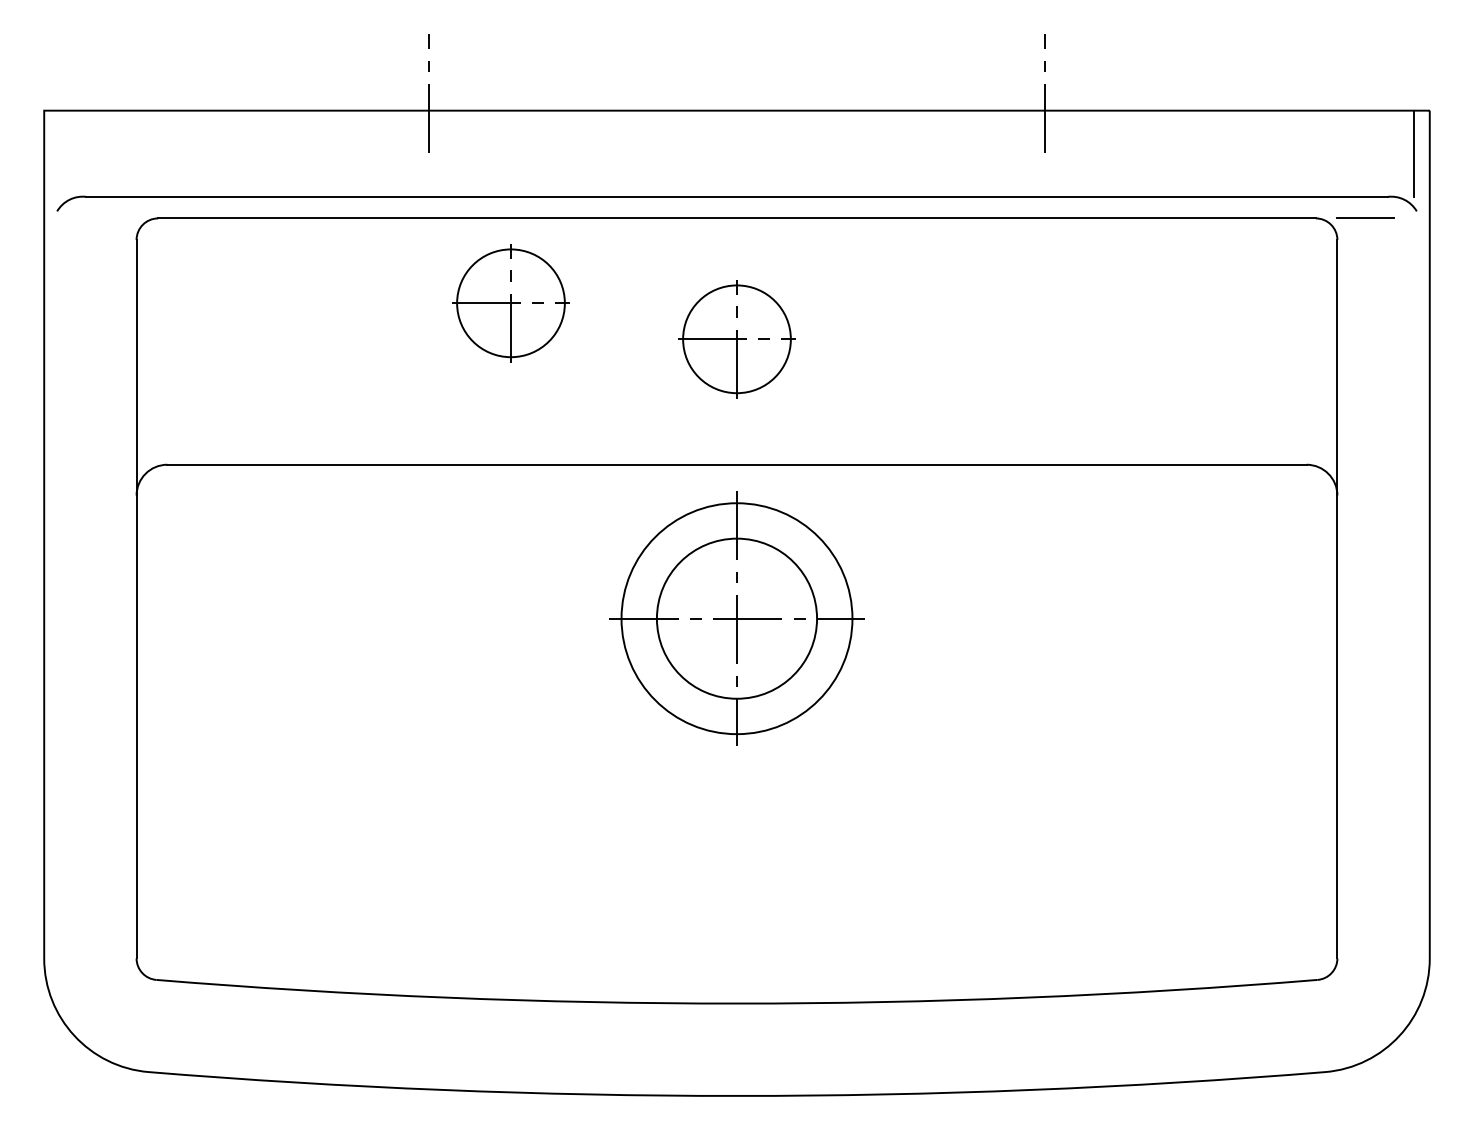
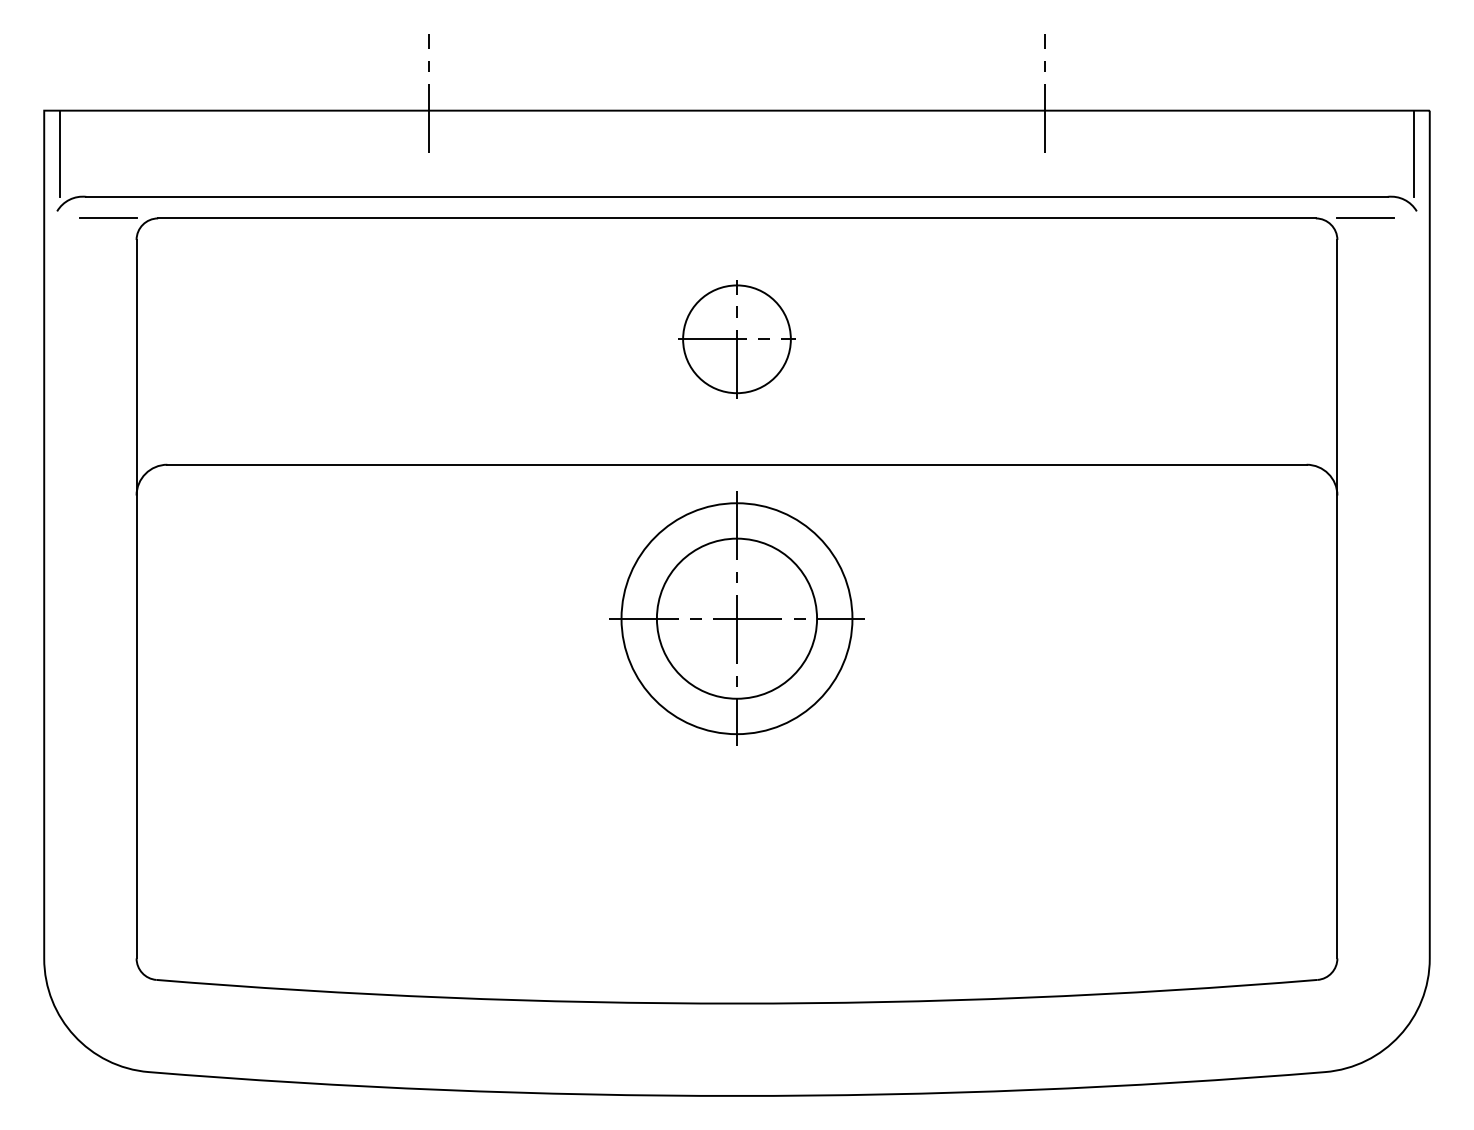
line: none -> present (59, 153)
line: none -> present (108, 218)
part: present -> none (510, 303)
